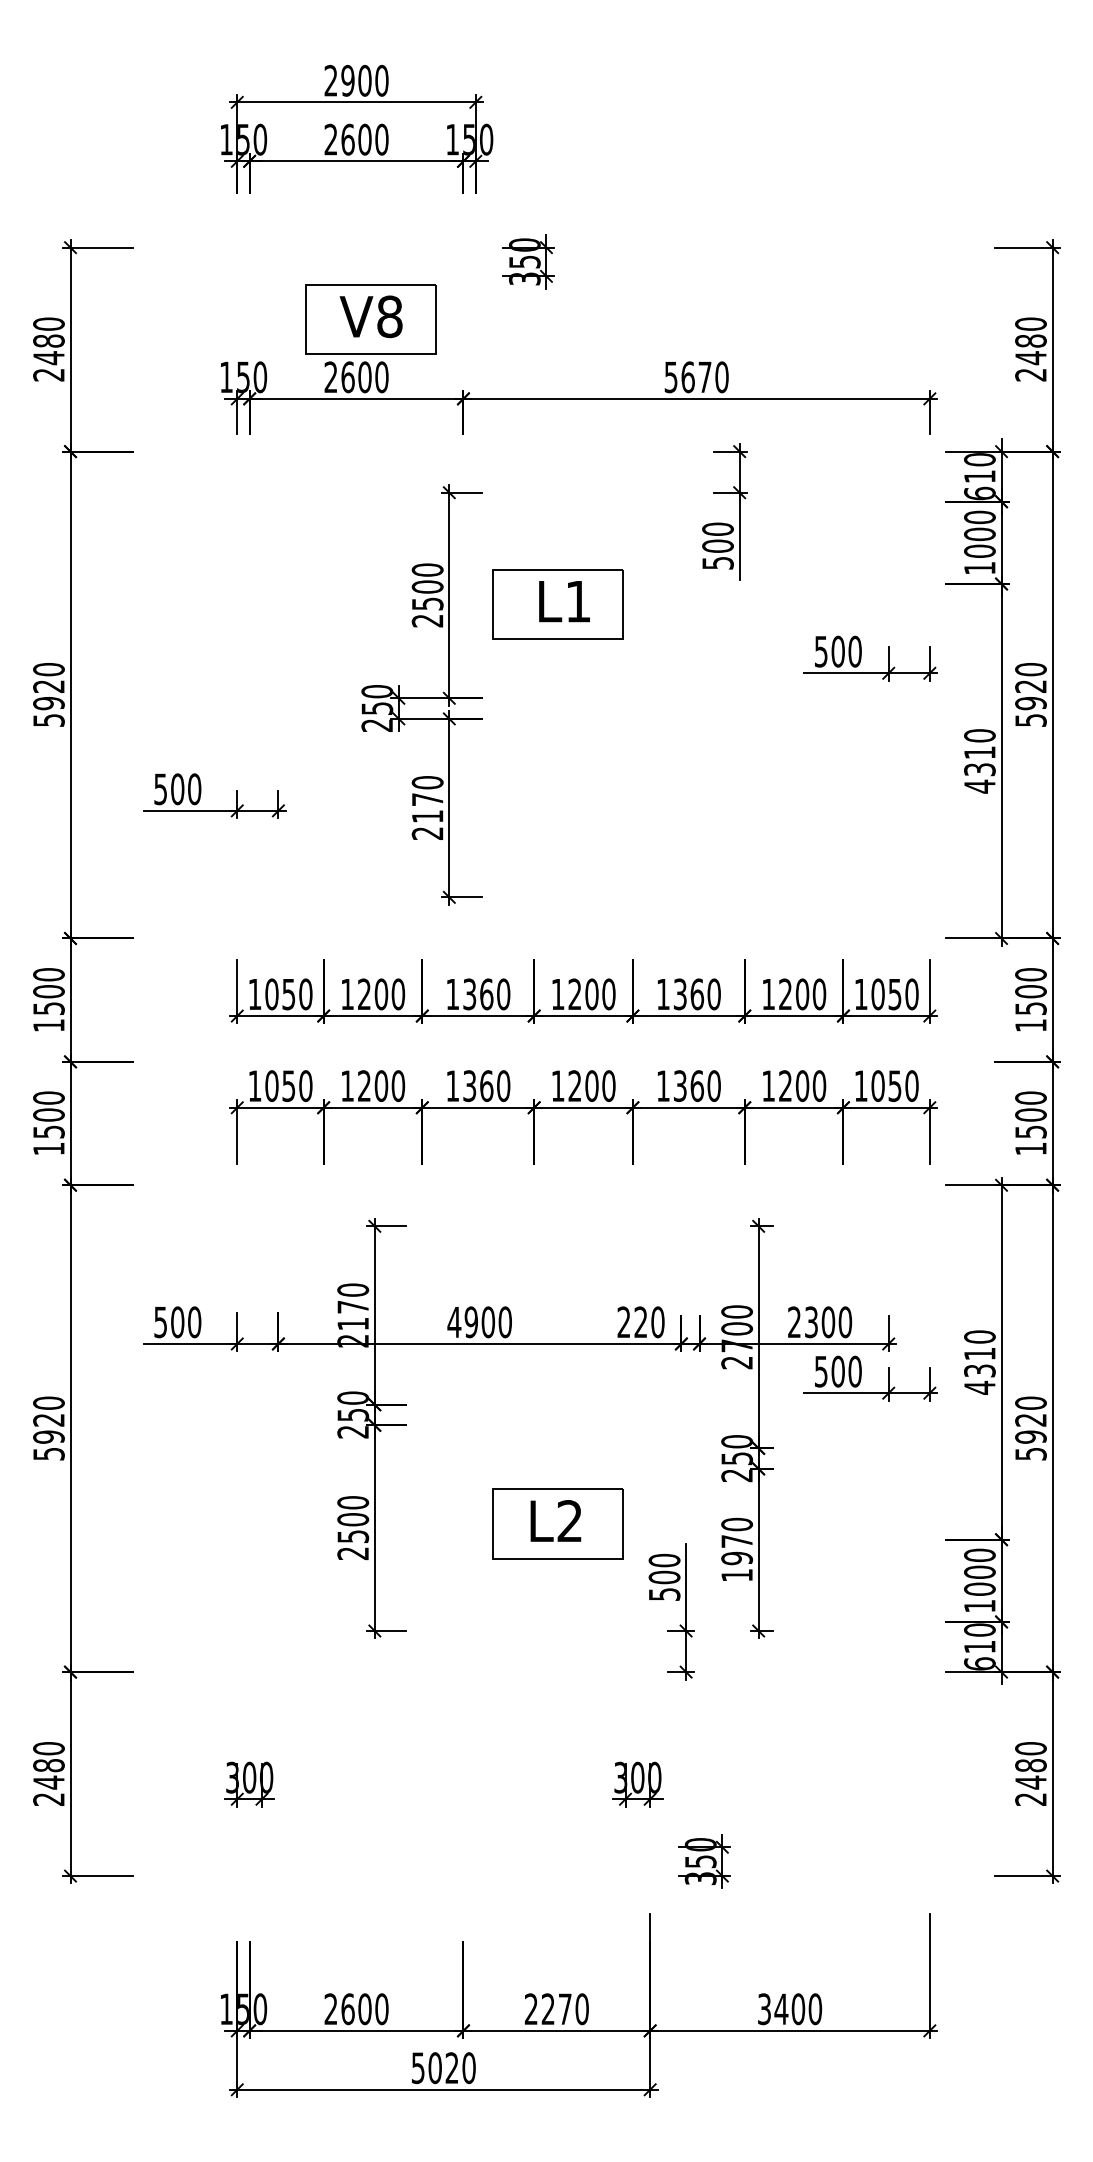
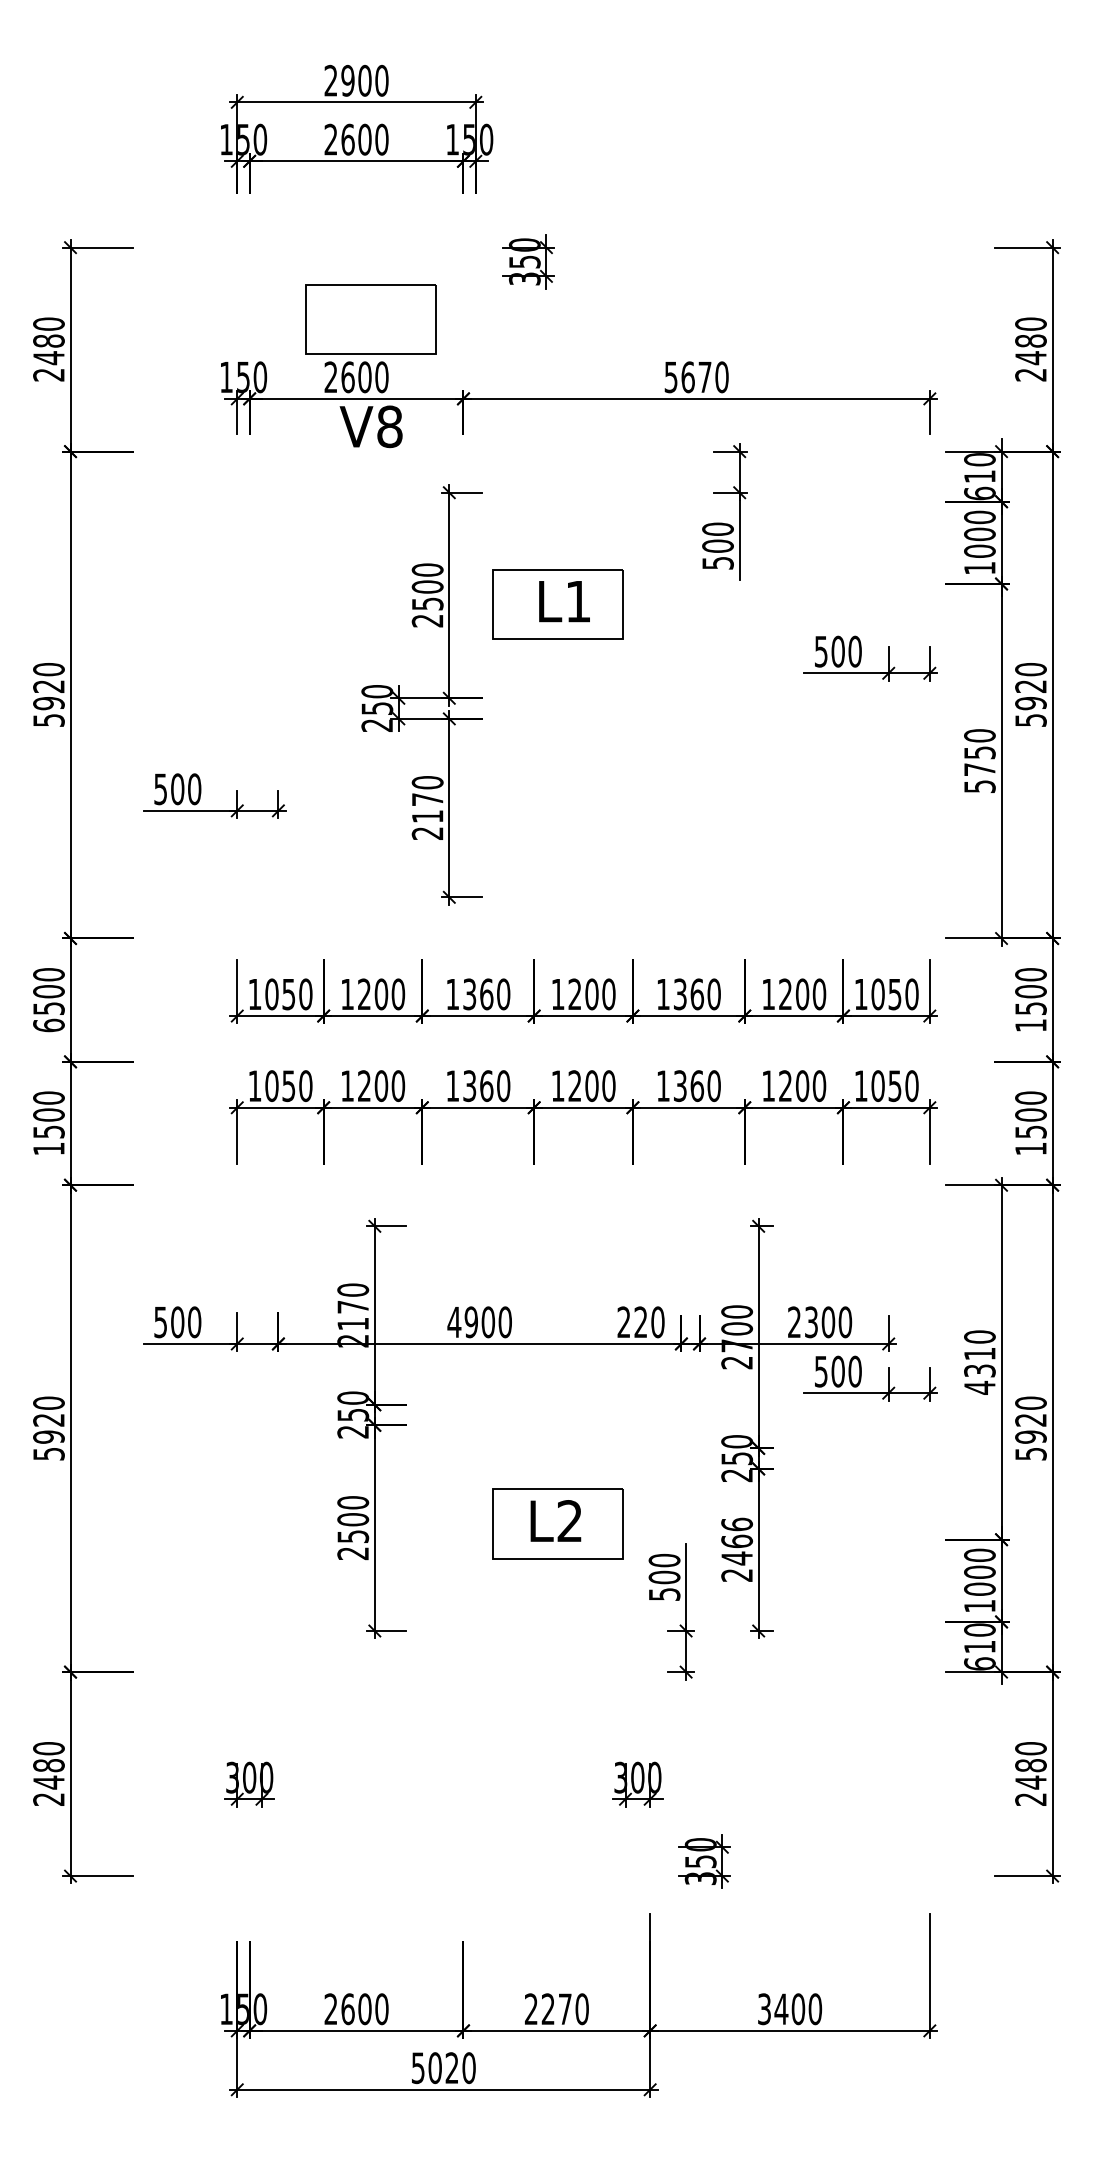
text position: (370, 316) -> (370, 426) (370, 426)
text: 4310 -> 5750 (979, 769)
text: 1500 -> 6500 (48, 1025)
text: 1970 -> 2466 (737, 1549)
